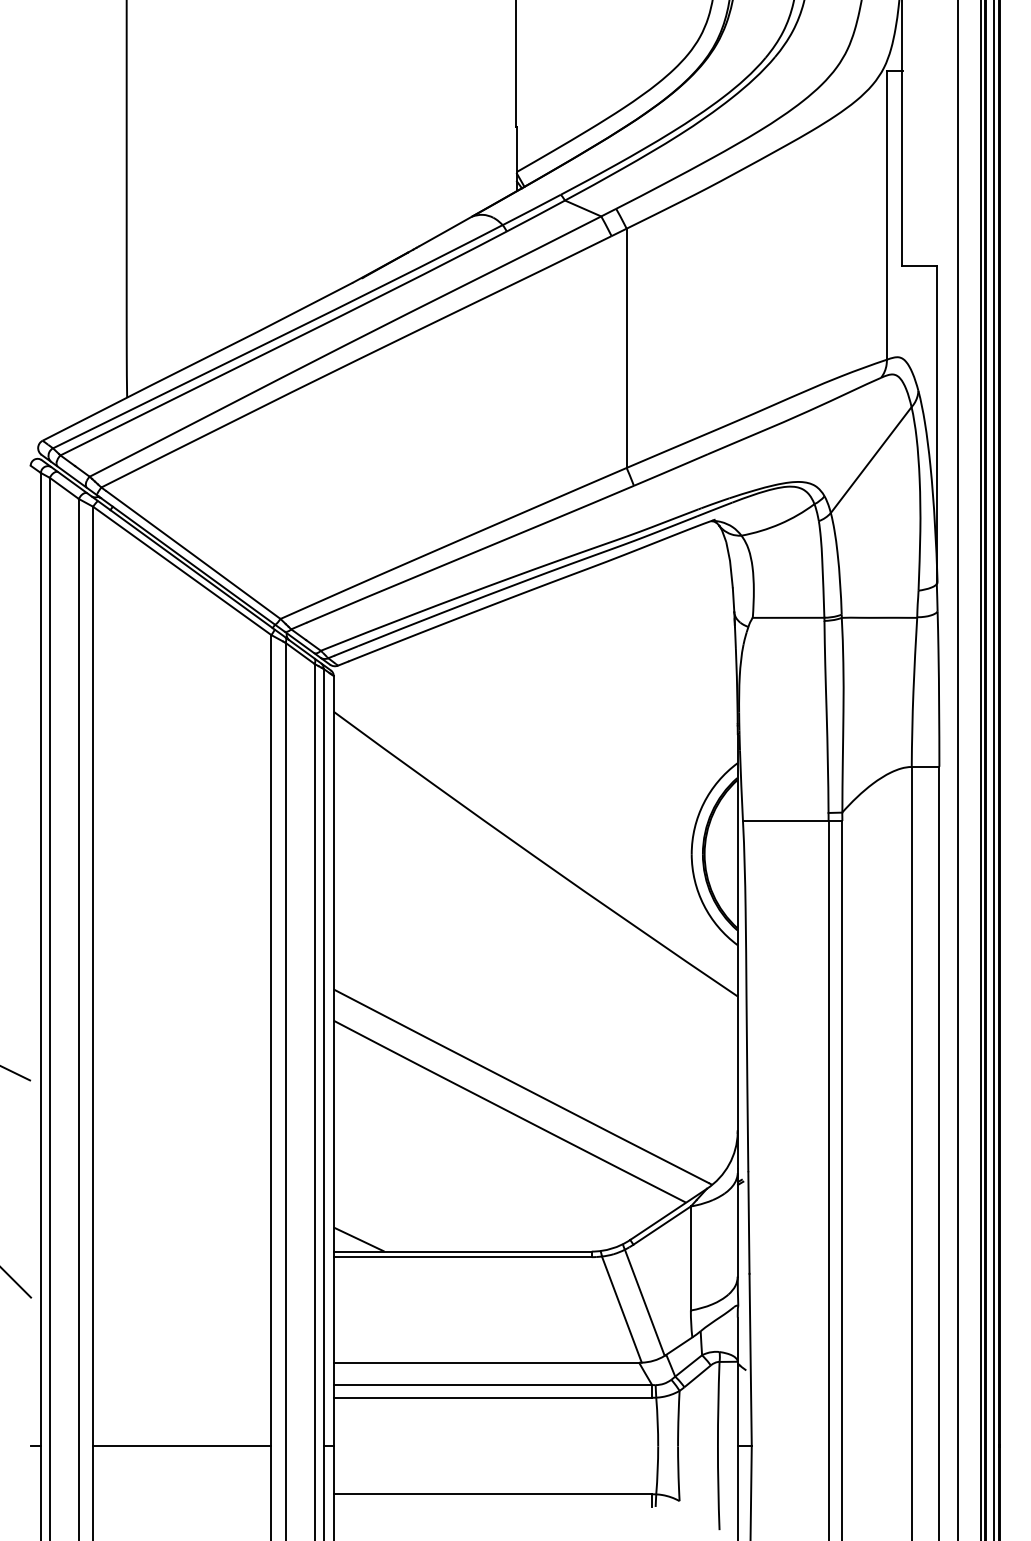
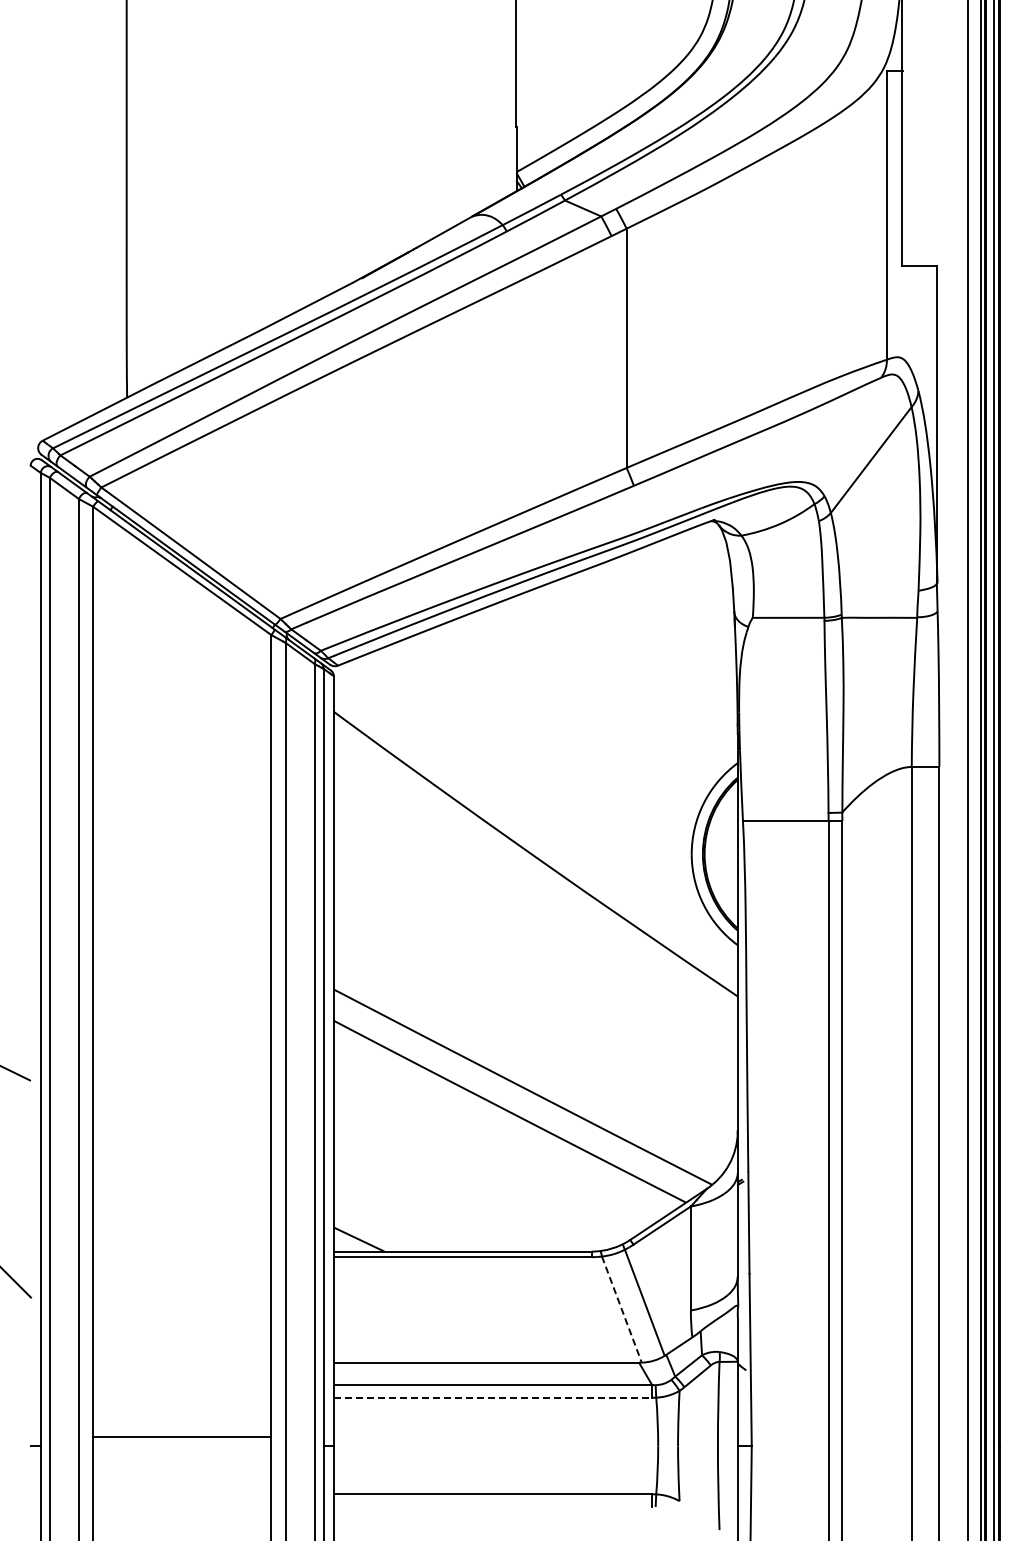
line position: (957, 769) -> (967, 769) (967, 769)
line: solid -> dashed (621, 1309)
line: solid -> dashed (493, 1397)
line position: (182, 1446) -> (182, 1437) (182, 1437)
